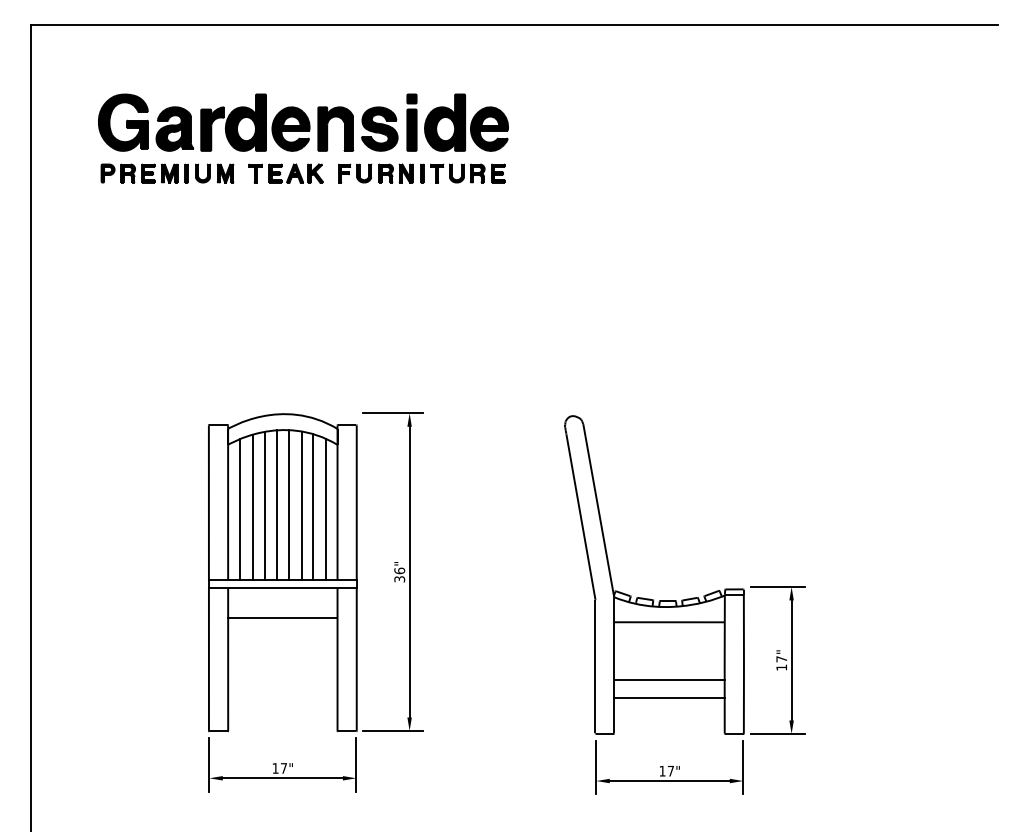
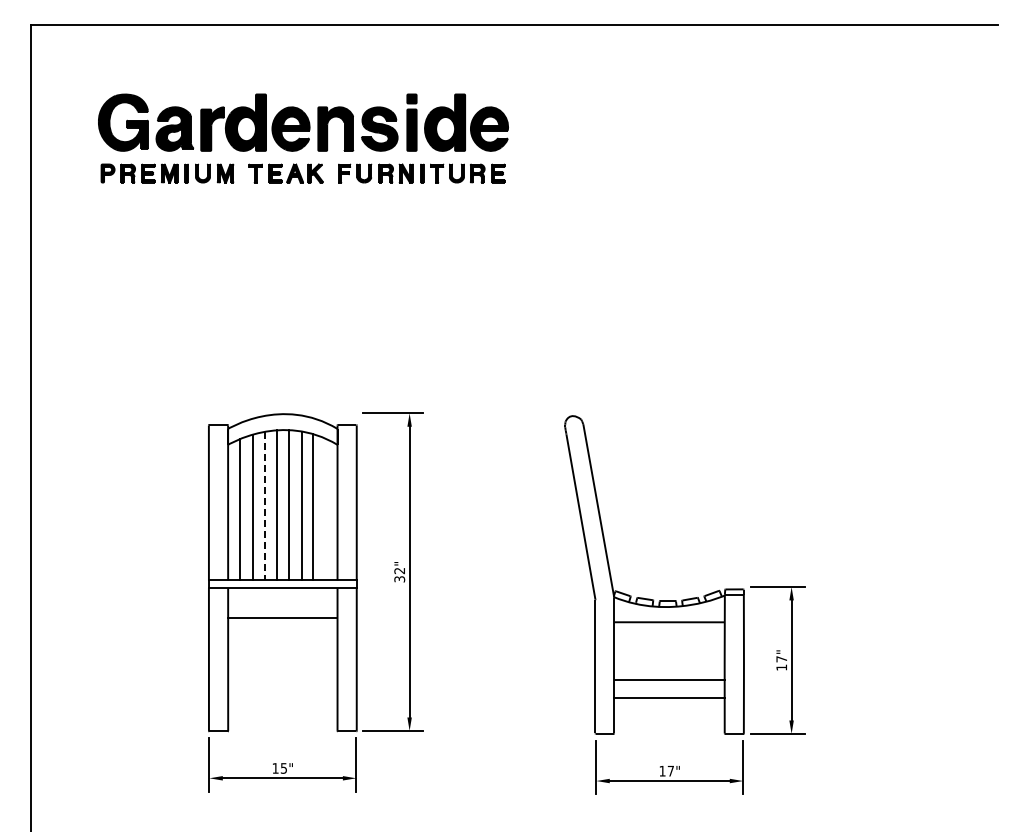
line: solid -> dashed (264, 506)
line: present -> none (326, 509)
text: 36" -> 32" (399, 570)
text: 17" -> 15" (283, 768)
